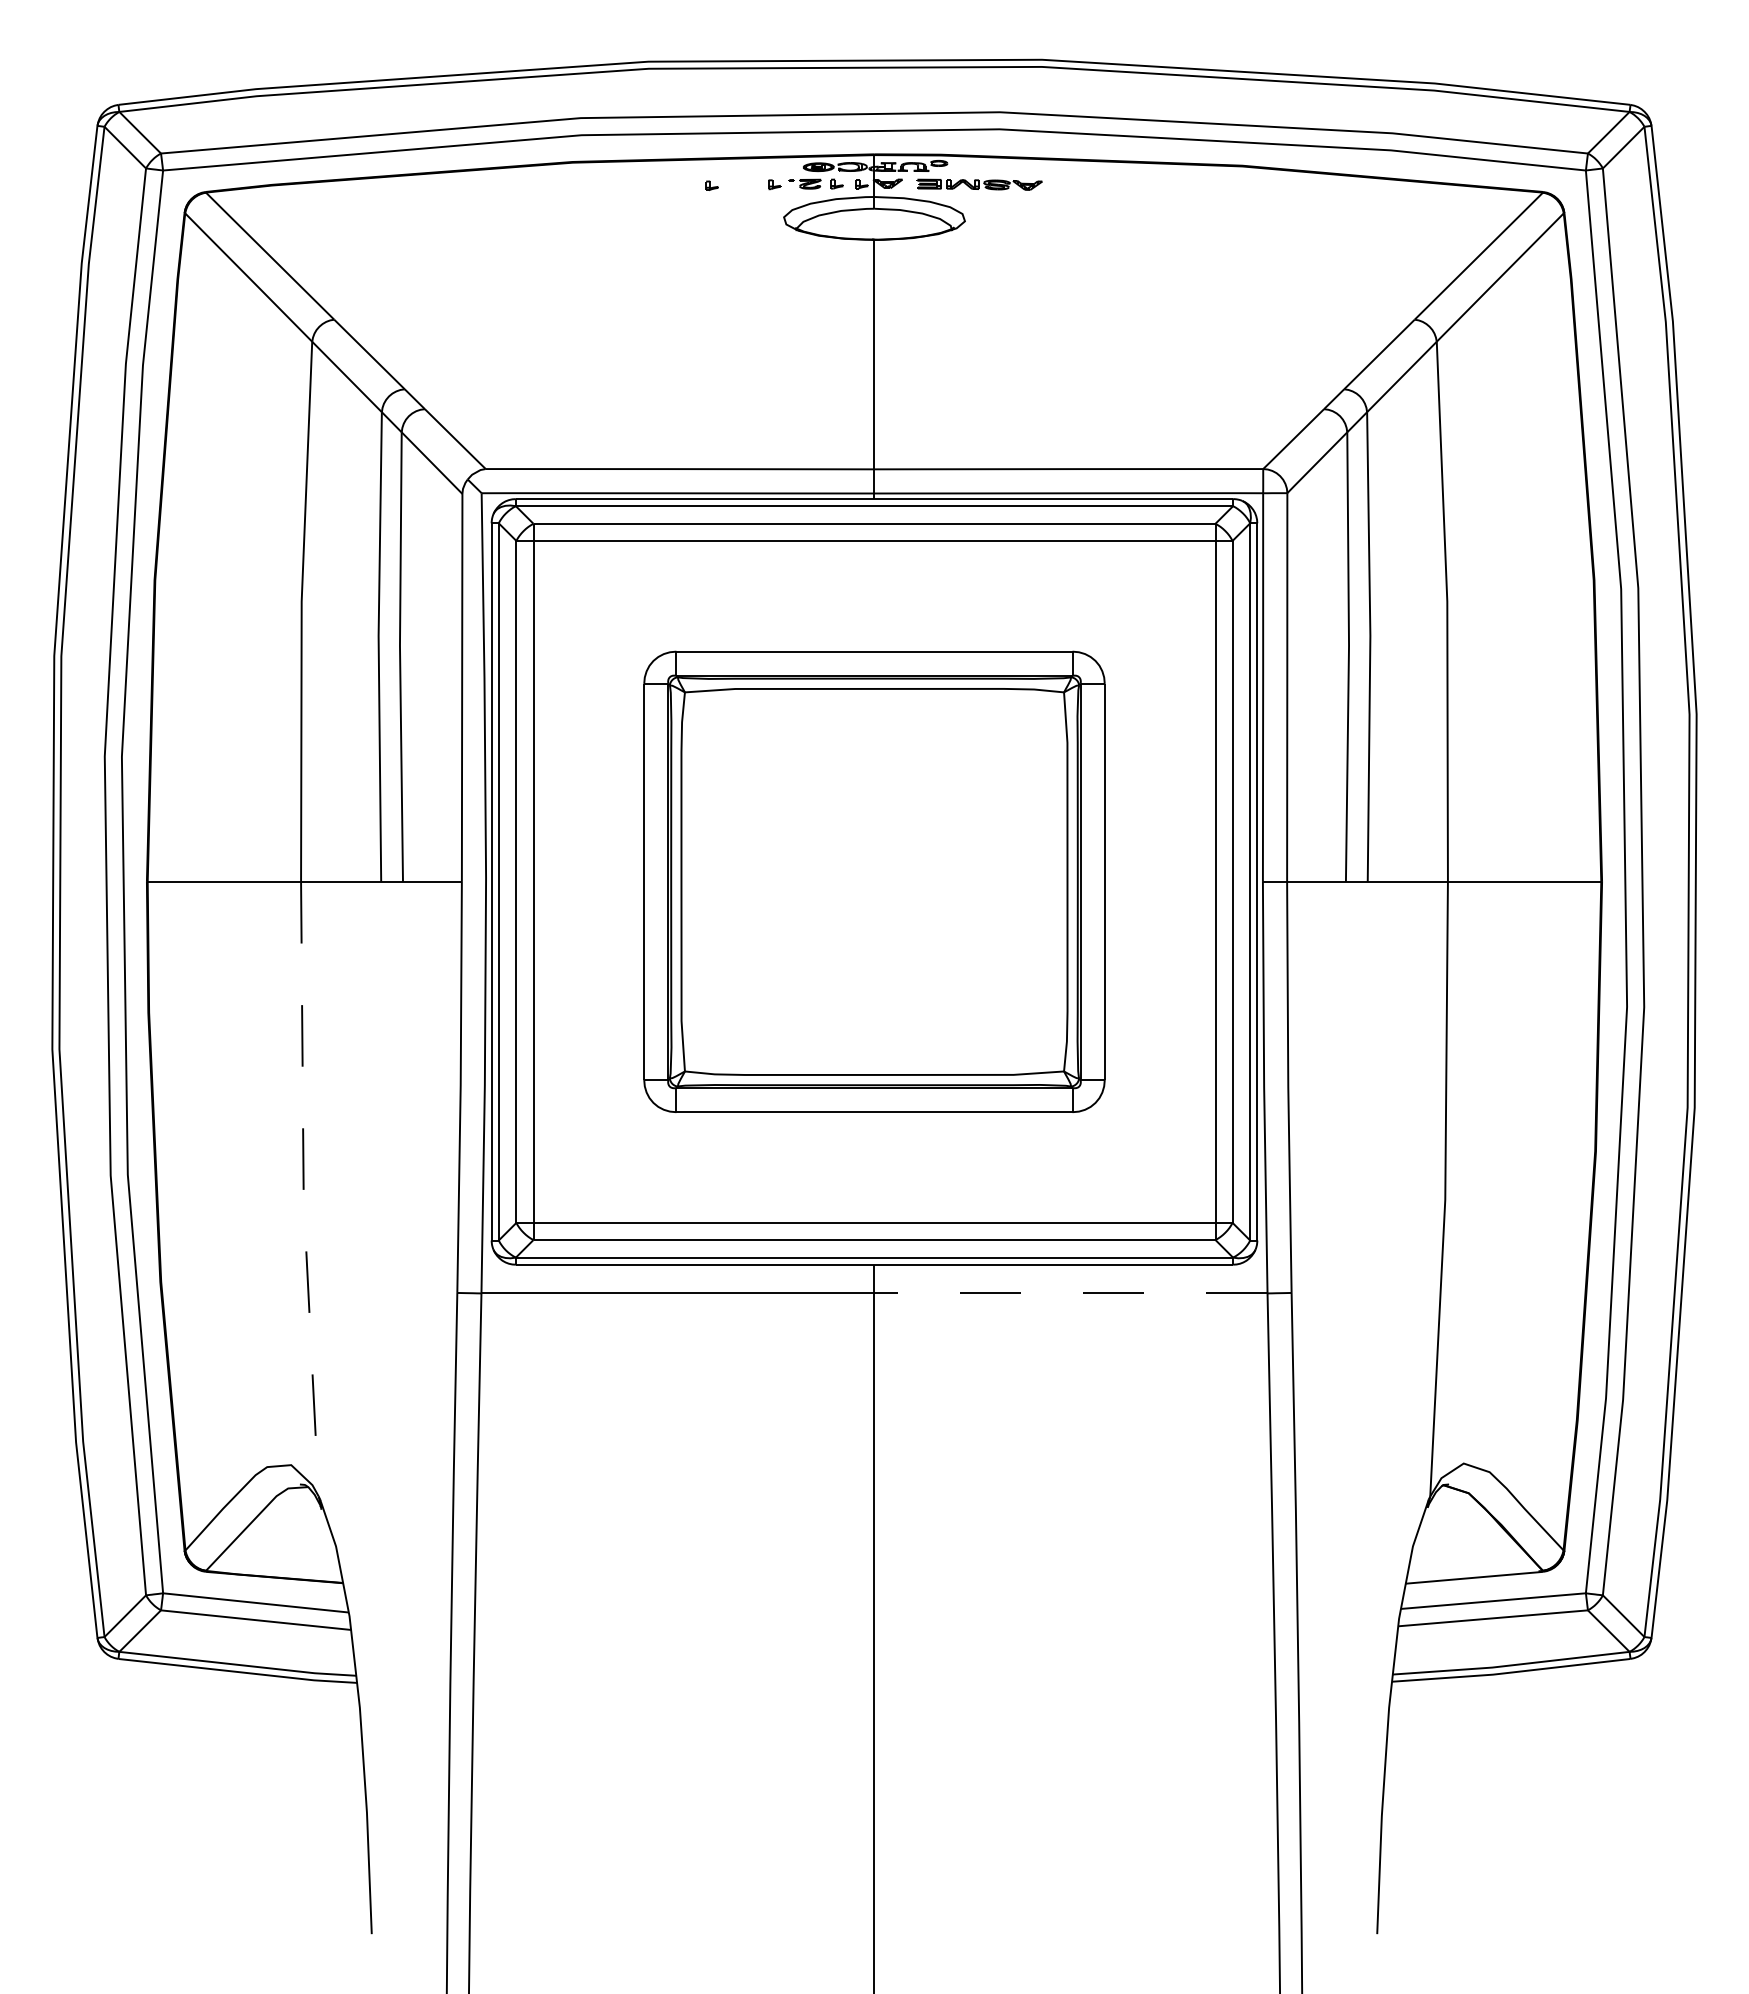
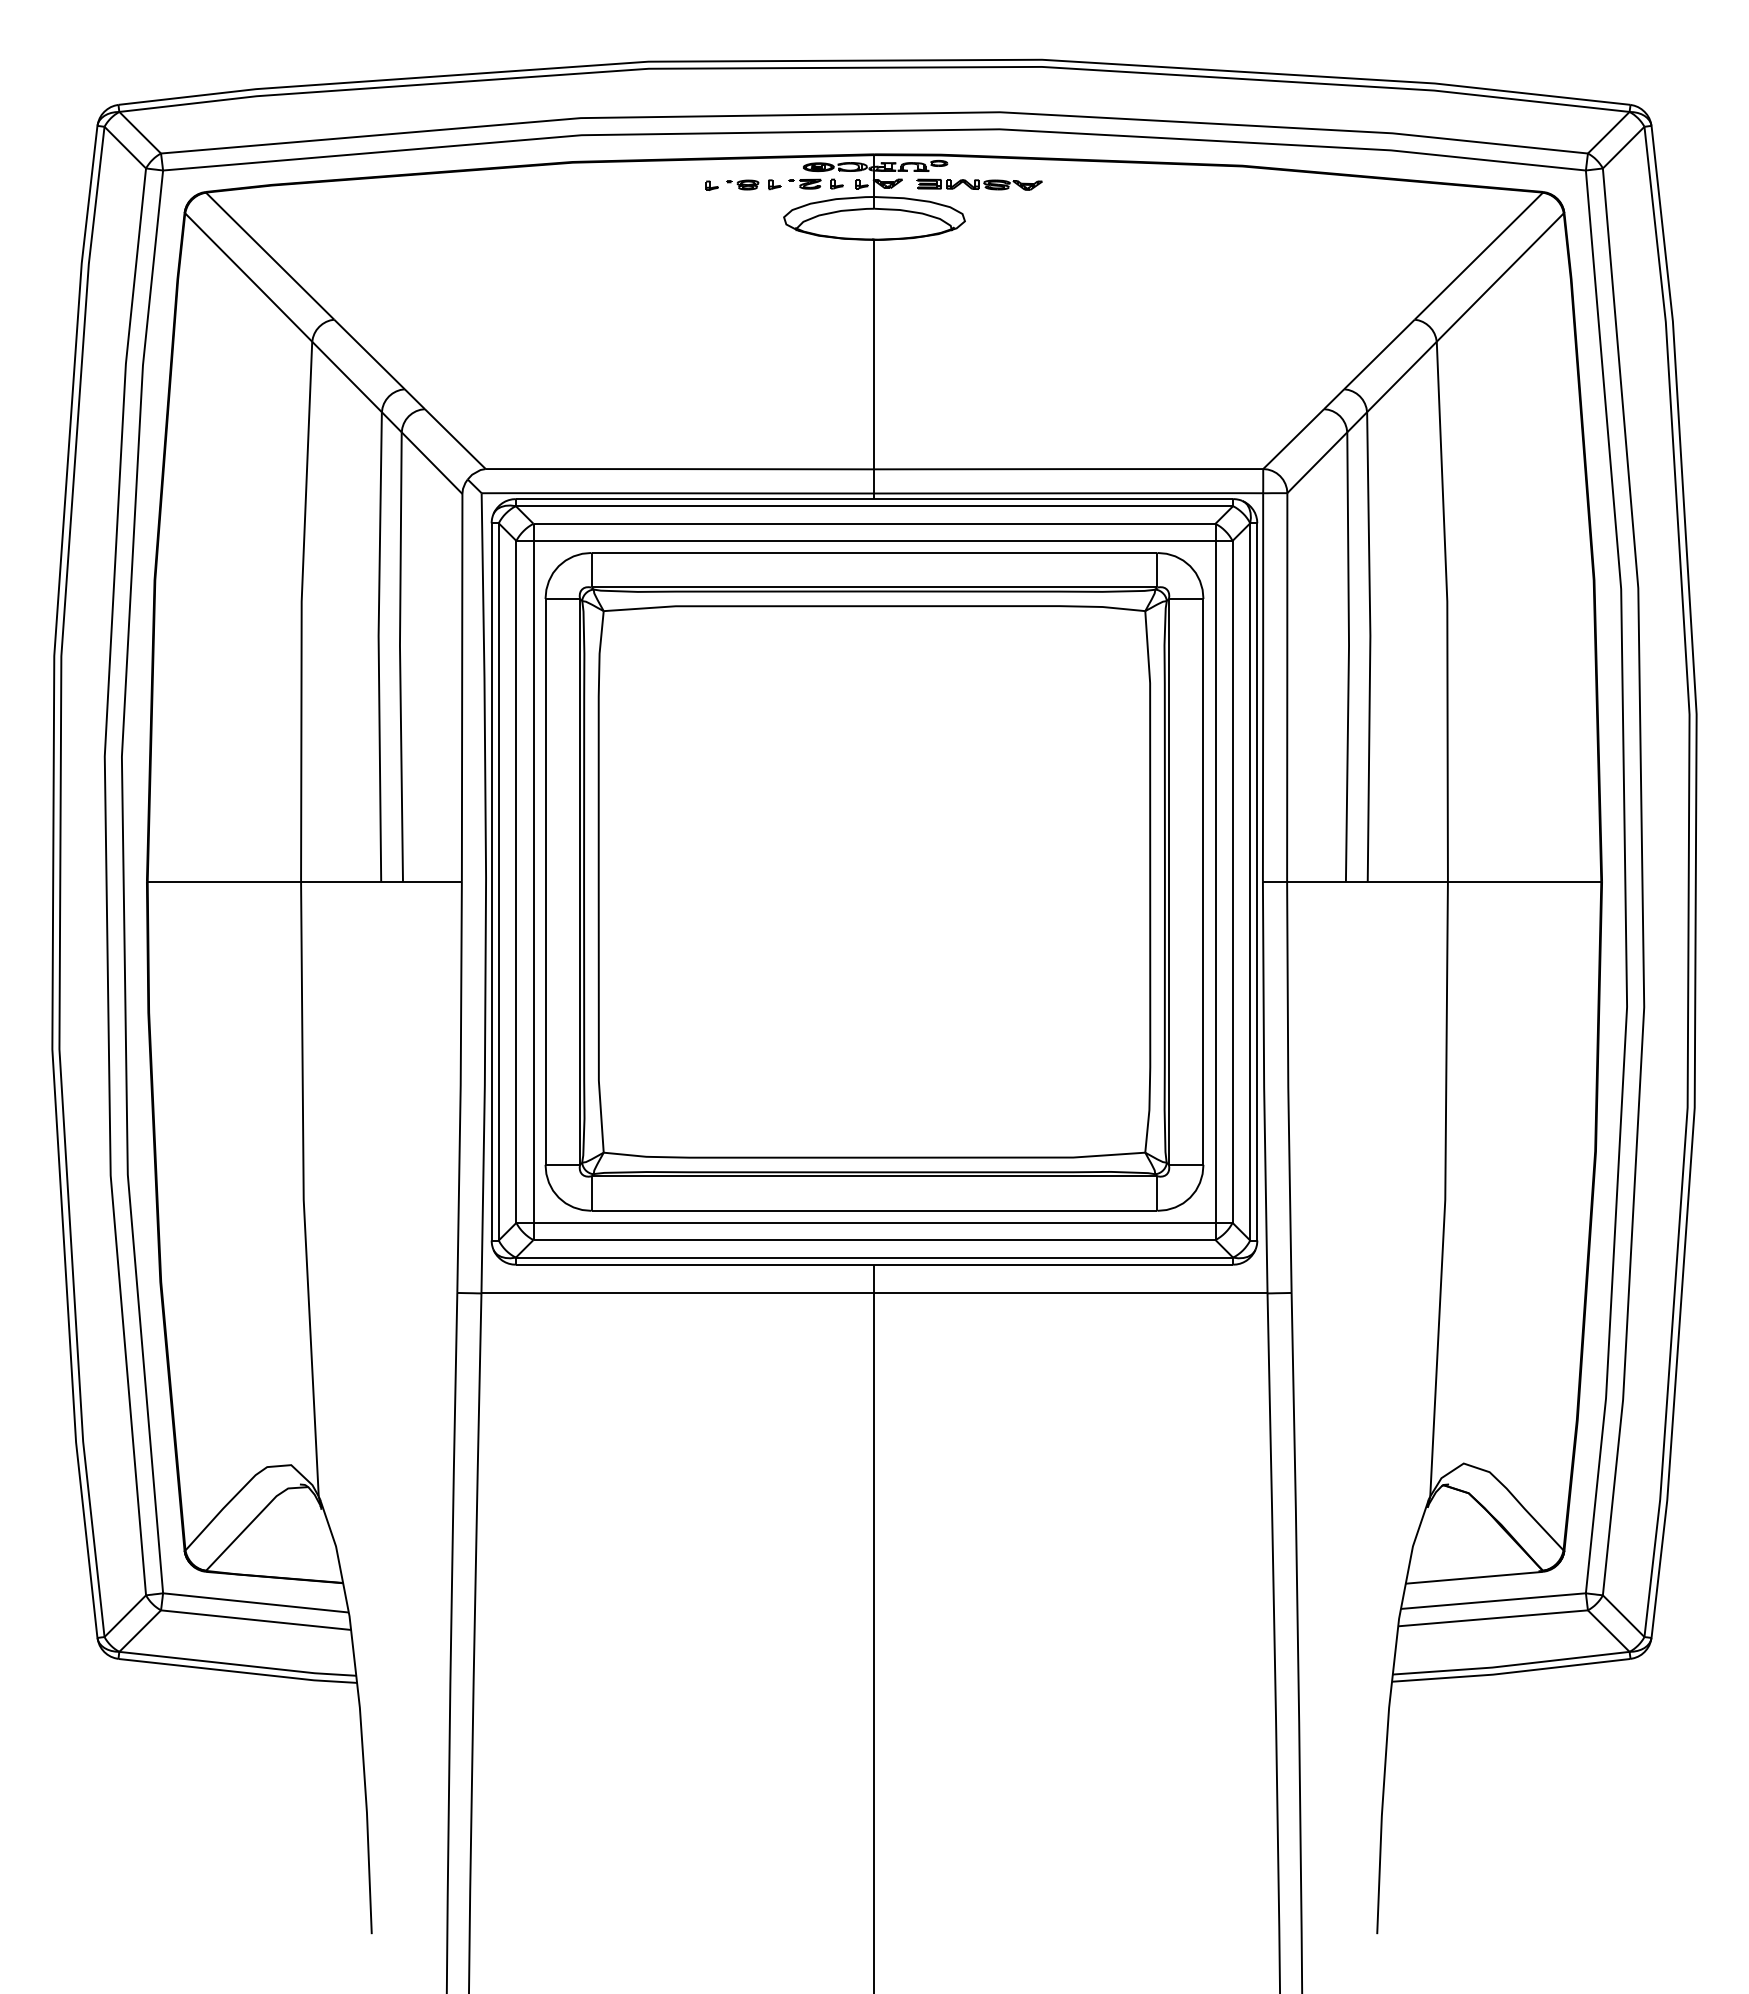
part: none -> present (742, 184)
part size: 463x463 px -> 661x660 px (874, 881)
line: dashed -> solid (303, 1190)
line: dashed -> solid (1071, 1293)
